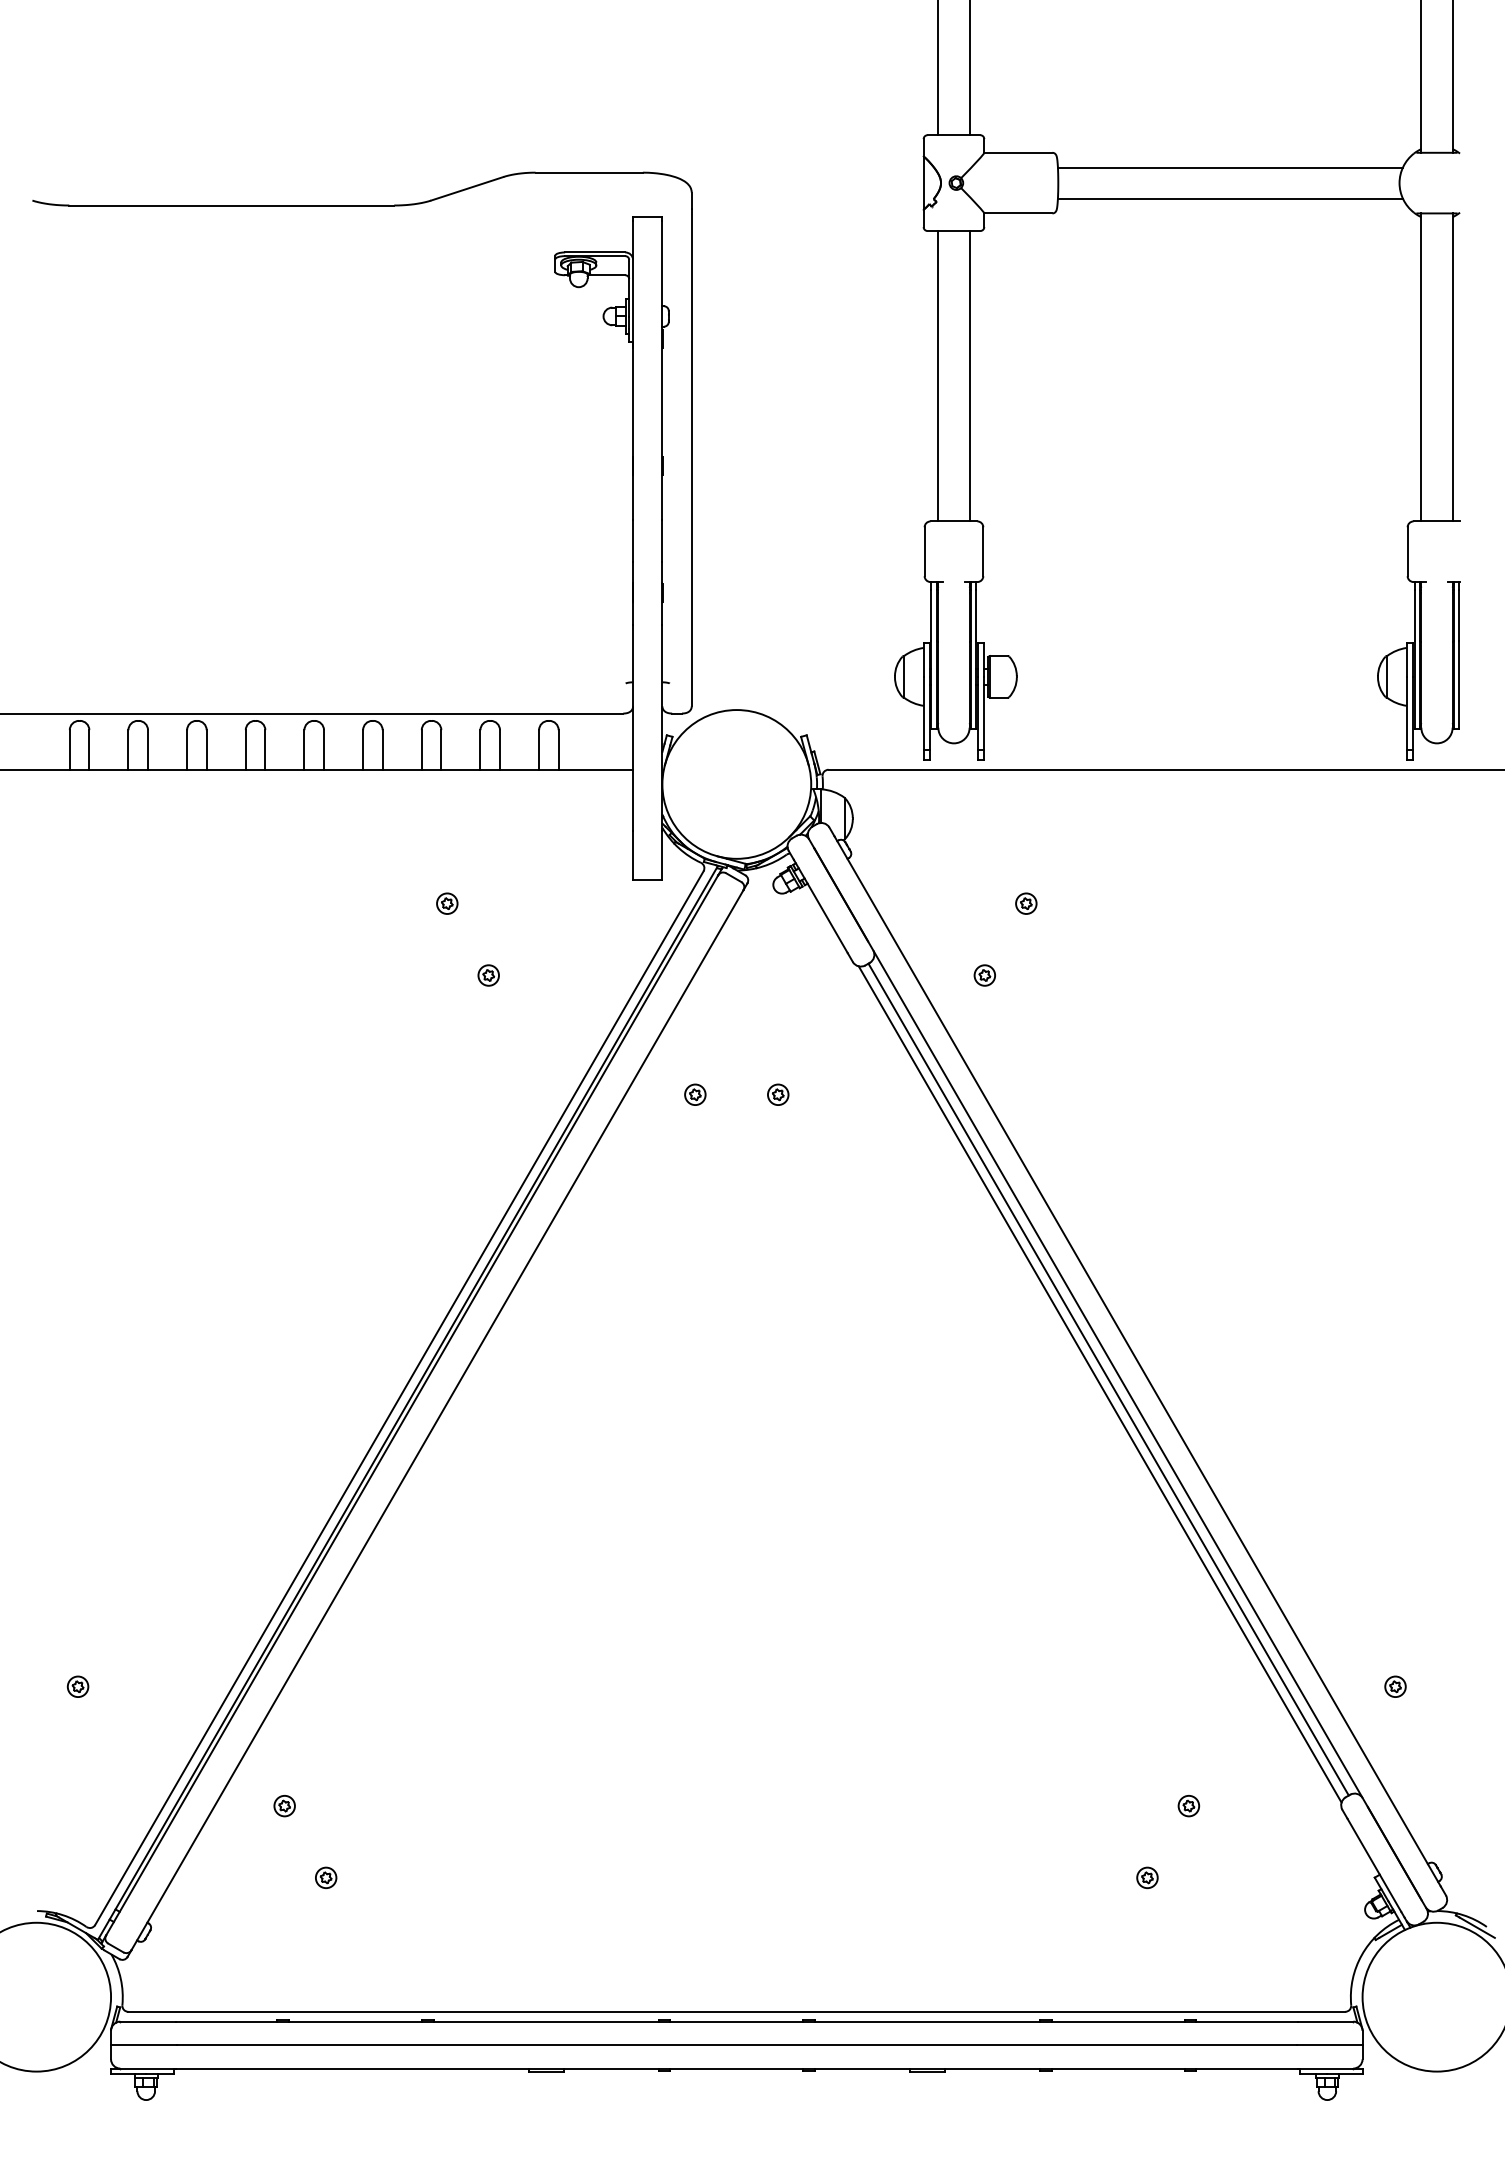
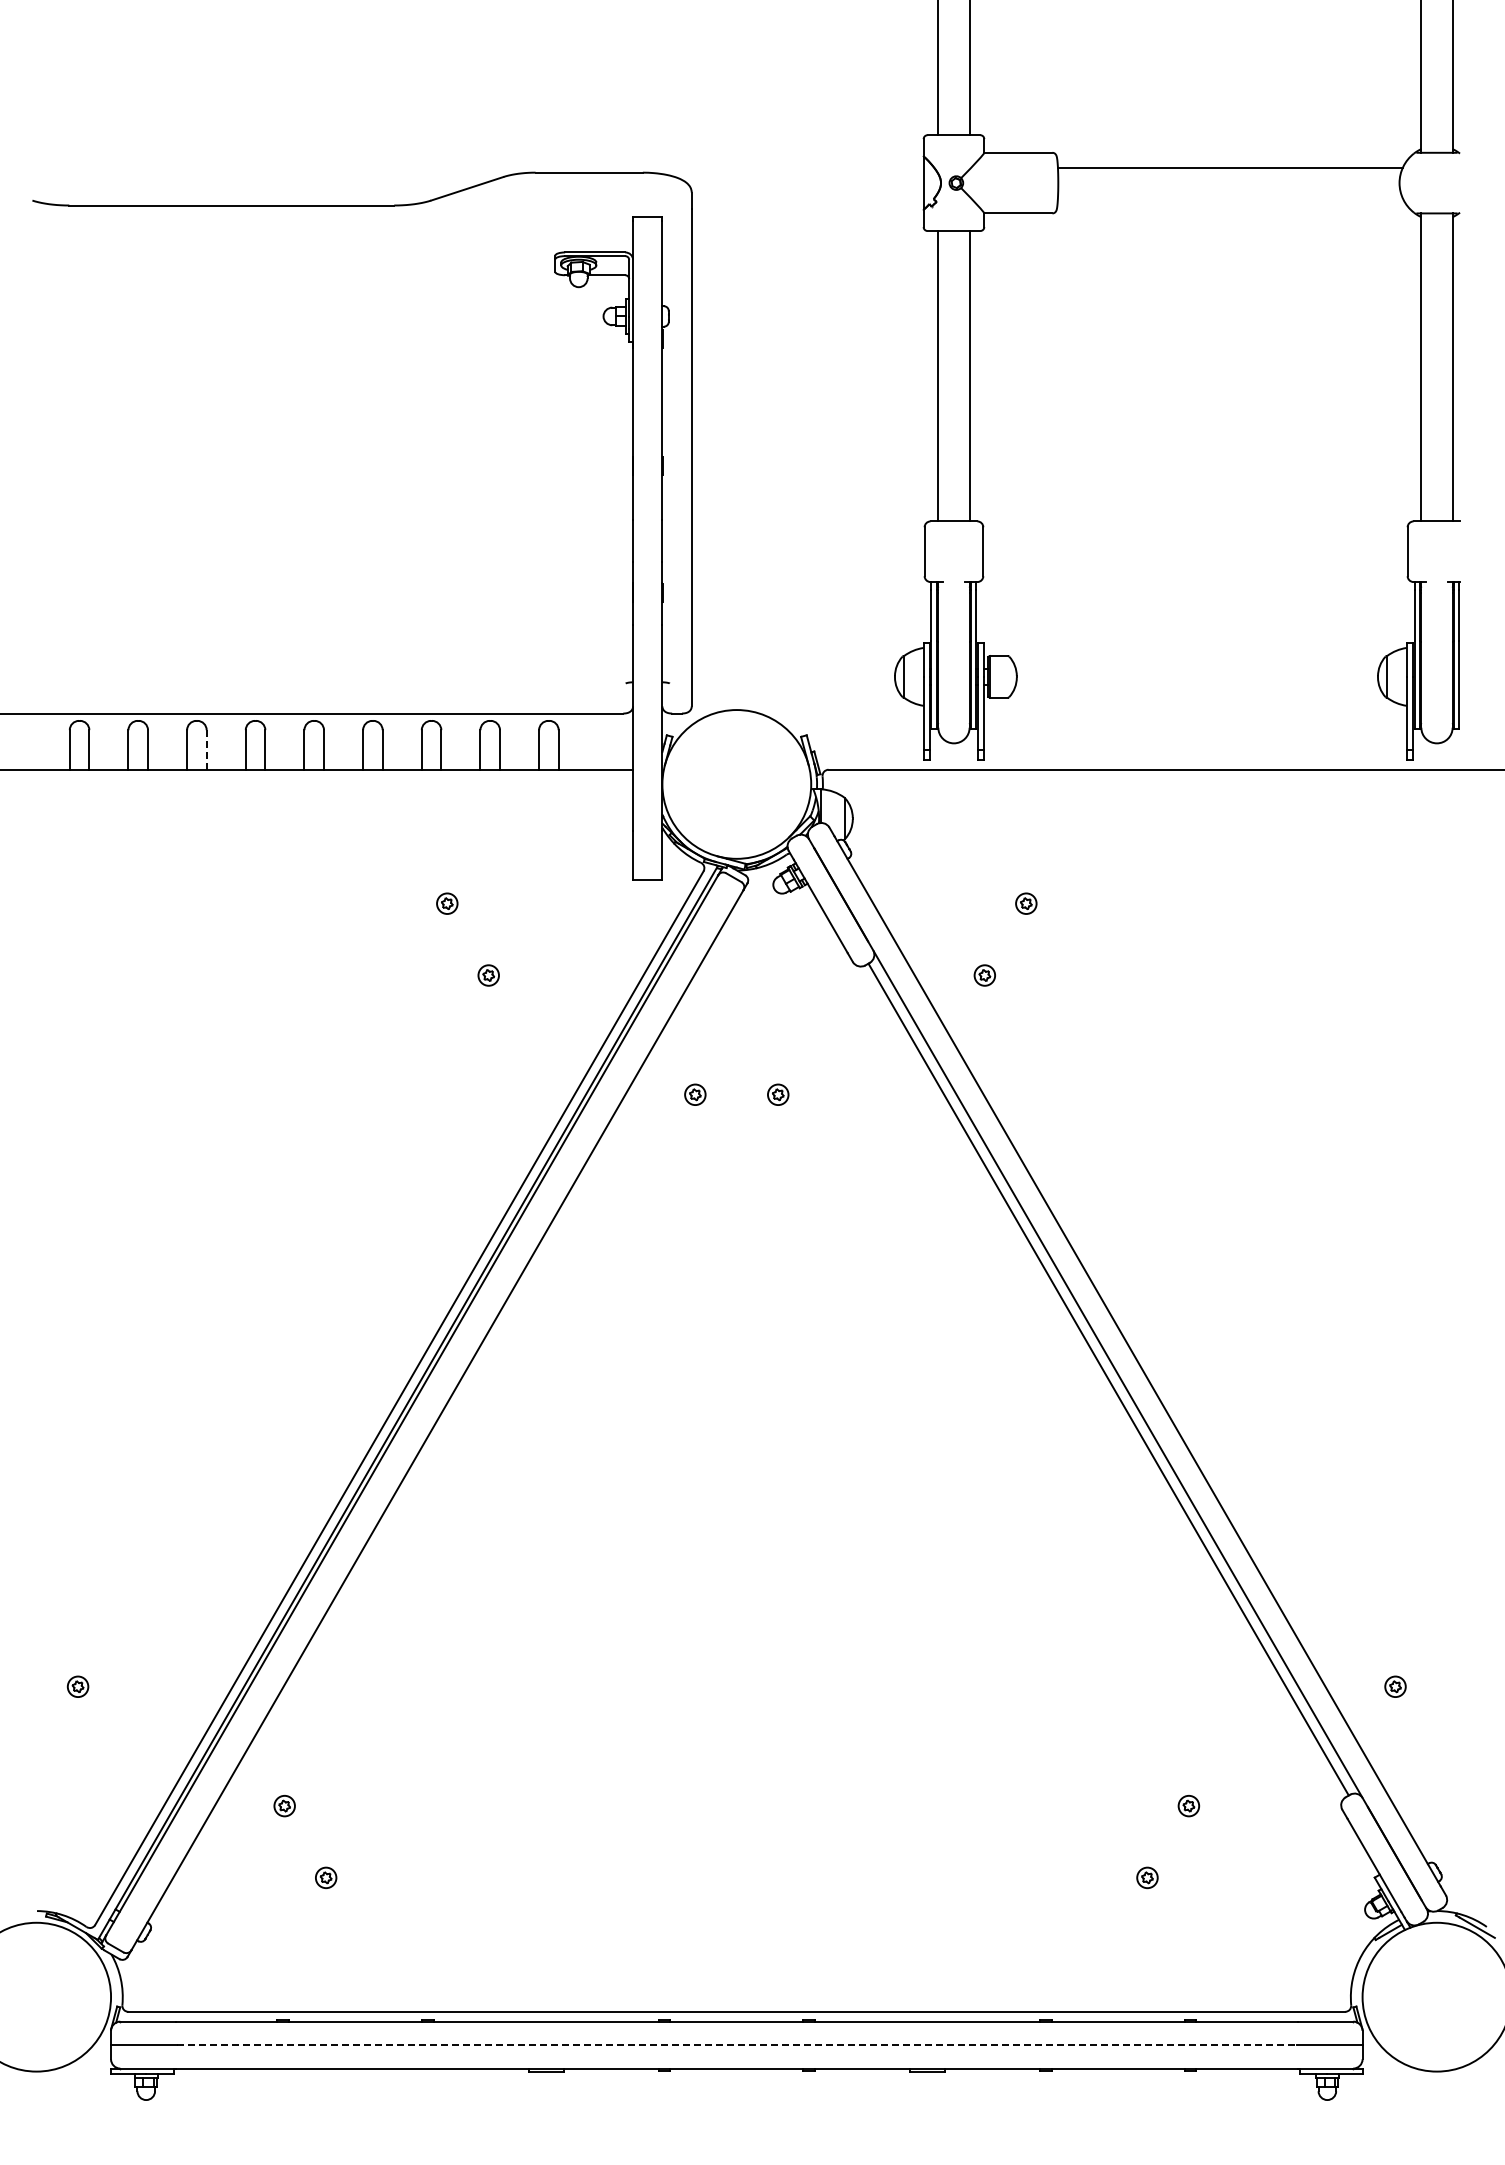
line: present -> none (1229, 198)
line: solid -> dashed (206, 749)
line: present -> none (1099, 1384)
line: solid -> dashed (736, 2045)
